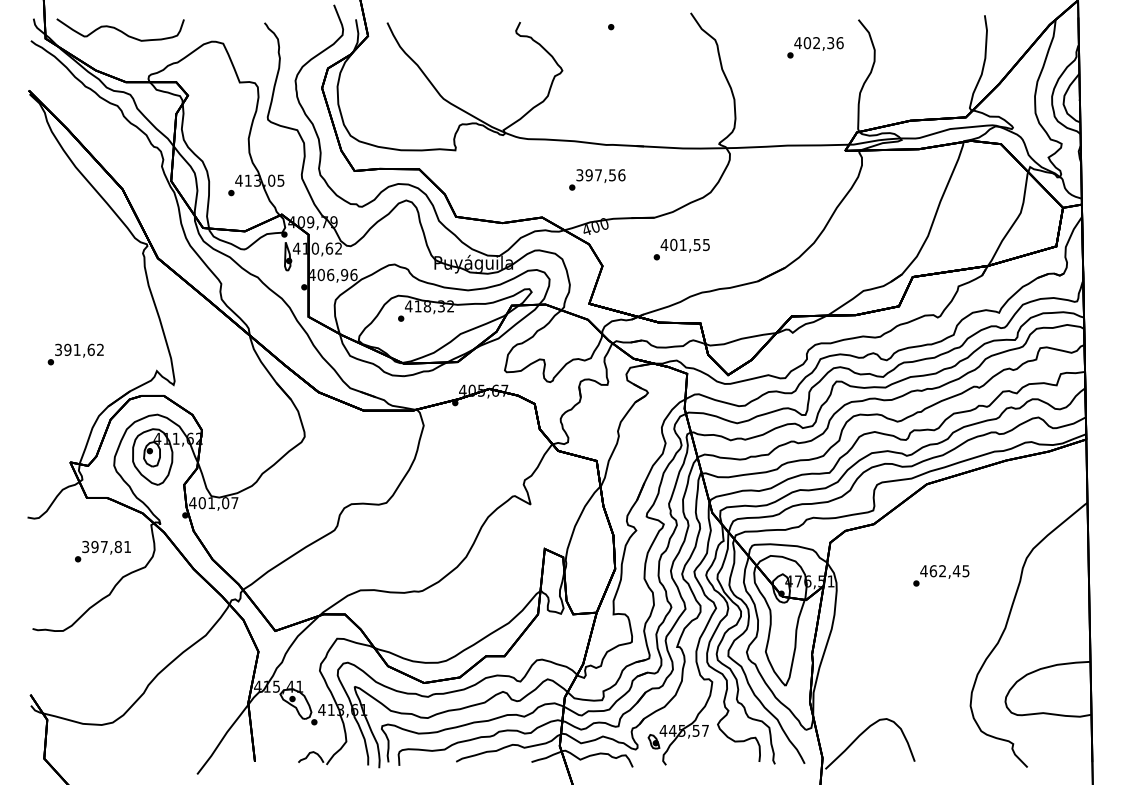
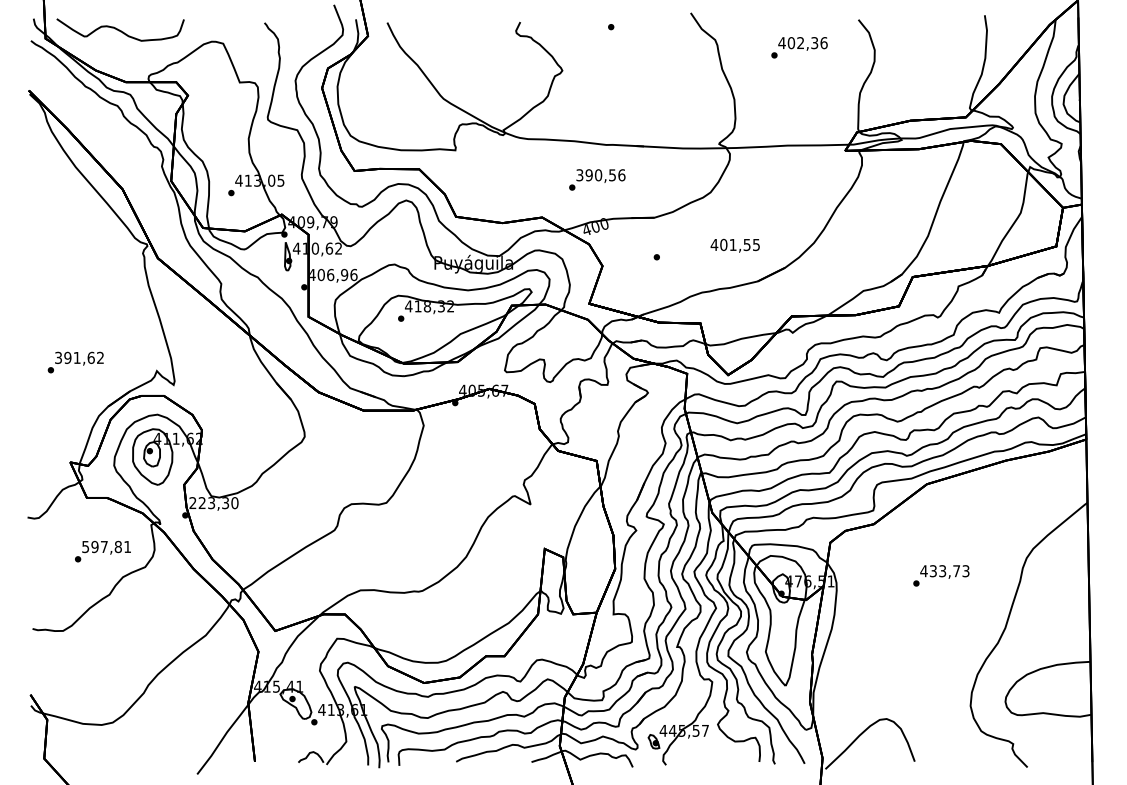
text position: (815, 47) -> (799, 47) (799, 47)
text: 397,56 -> 390,56 (598, 175)
text position: (684, 245) -> (734, 245) (734, 245)
text position: (75, 354) -> (75, 362) (75, 362)
text: 401,07 -> 223,30 (213, 503)
text: 397,81 -> 597,81 (85, 546)
text: 462,45 -> 433,73 (949, 571)
